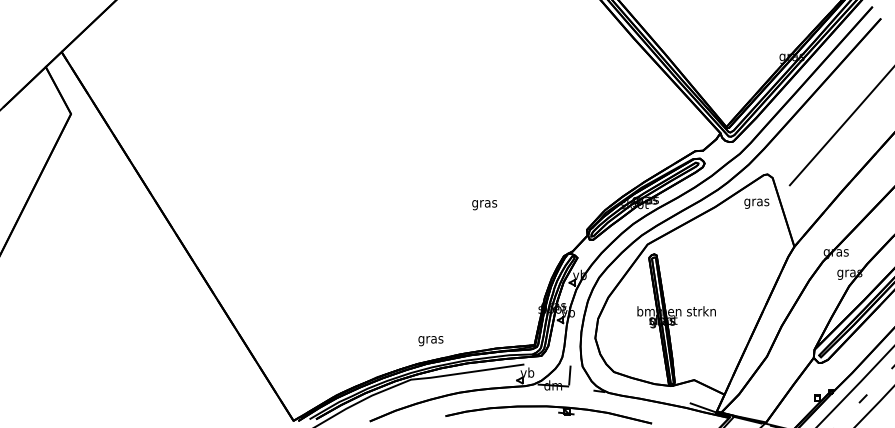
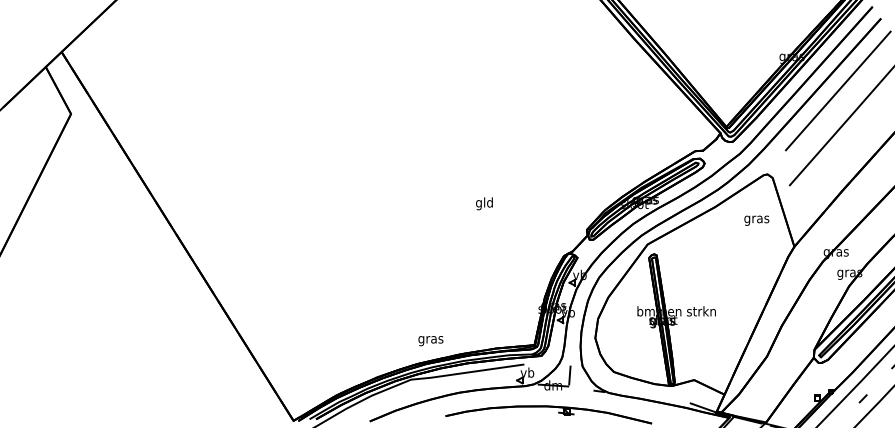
line: none -> present (837, 90)
text: gras -> gld (484, 203)
text position: (756, 203) -> (756, 220) (756, 220)
